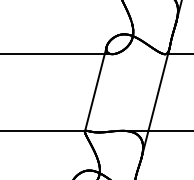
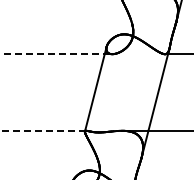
line: solid -> dashed (52, 54)
line: solid -> dashed (43, 130)
